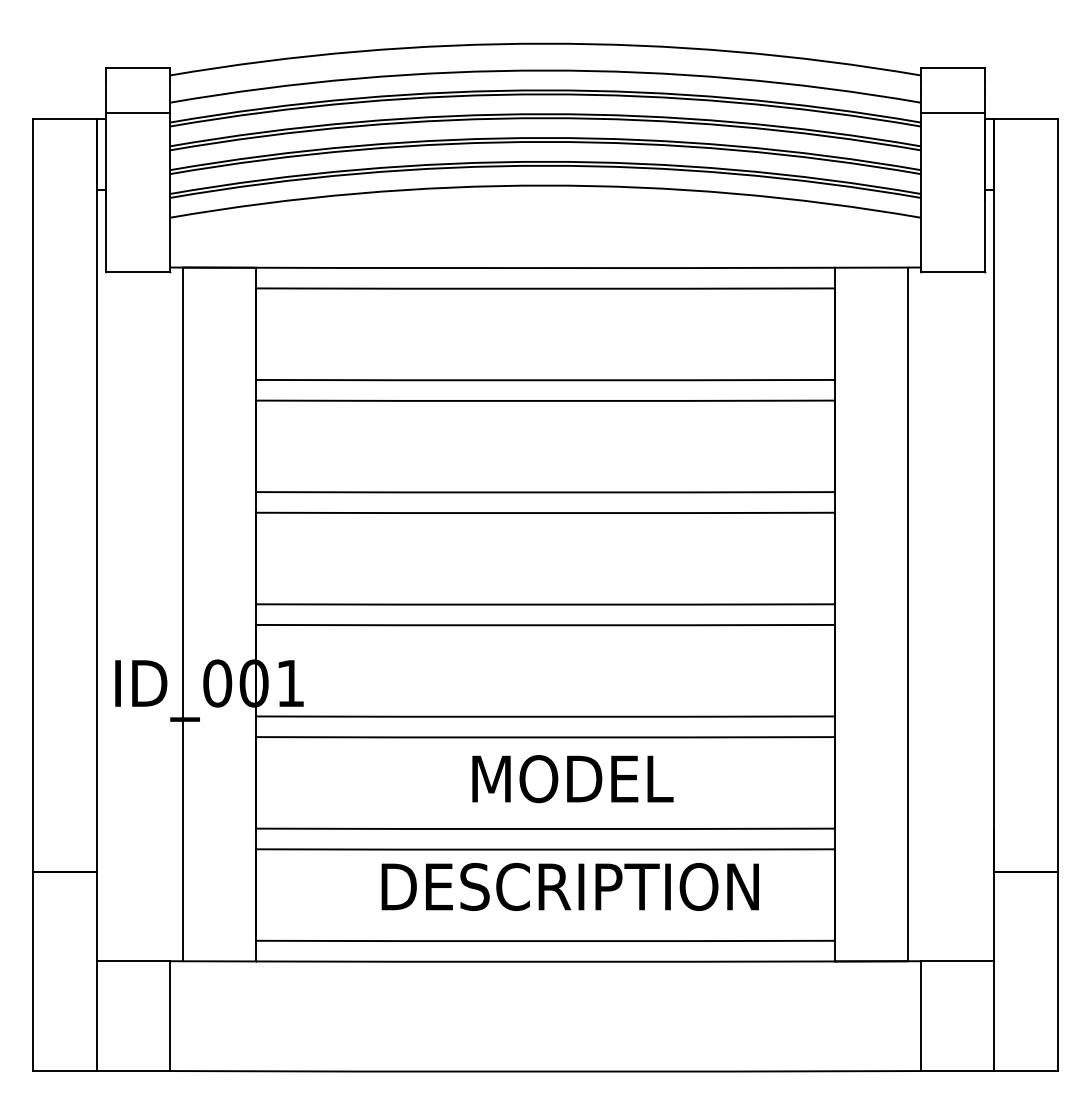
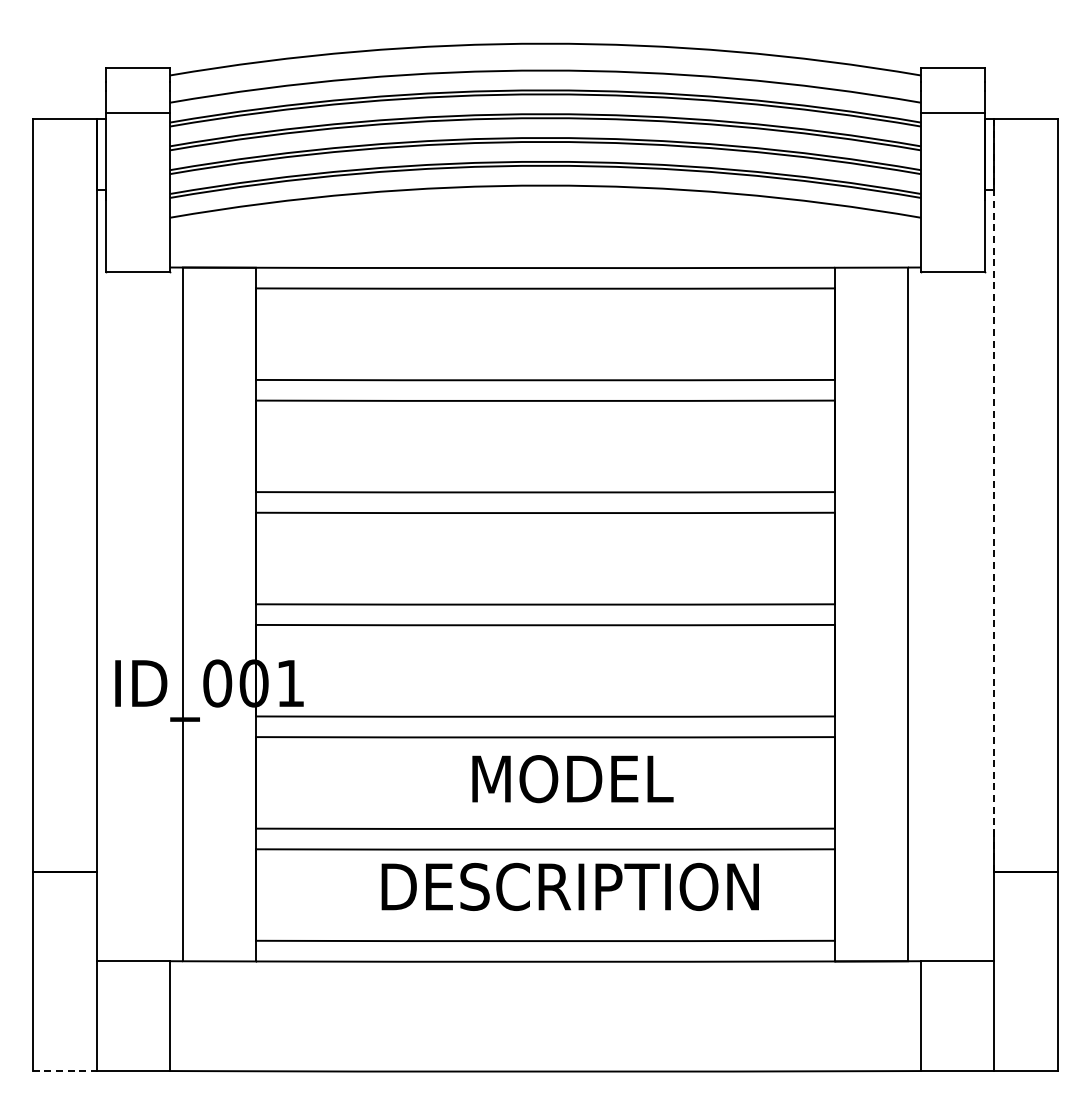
line: solid -> dashed (994, 495)
line: solid -> dashed (65, 1070)
